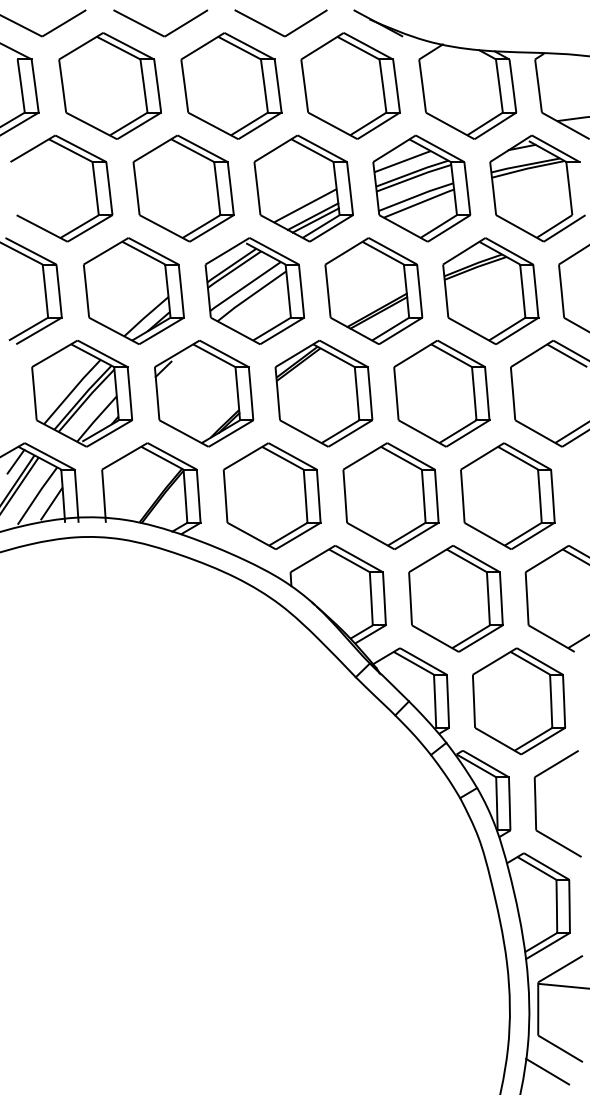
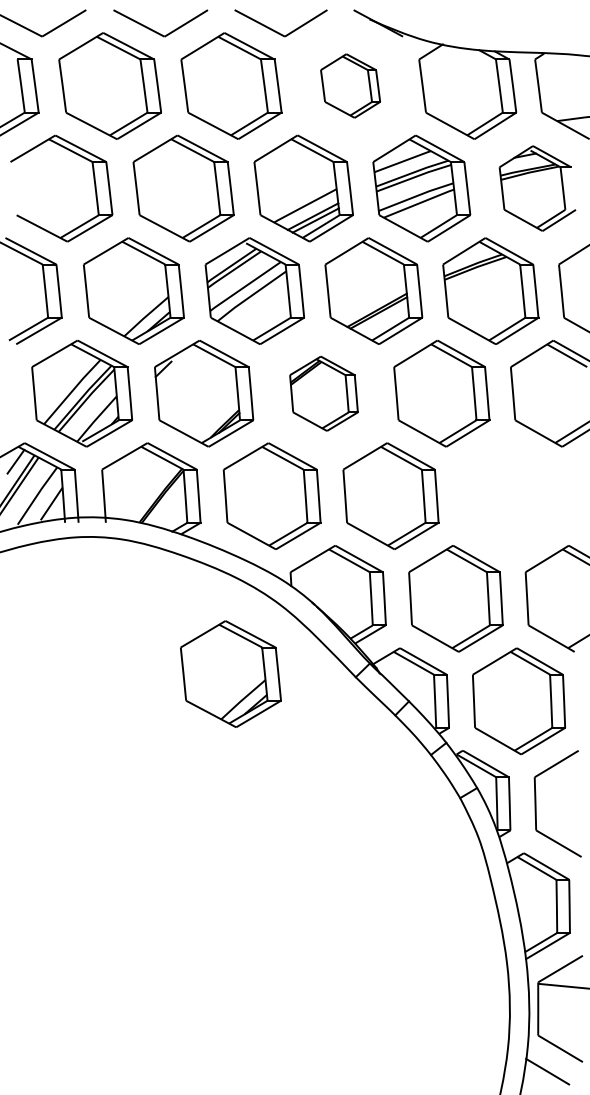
part size: 101x108 px -> 61x66 px (350, 85)
part size: 97x109 px -> 79x87 px (537, 188)
part size: 100x108 px -> 70x77 px (323, 393)
part: present -> none (507, 495)
part: none -> present (230, 673)
